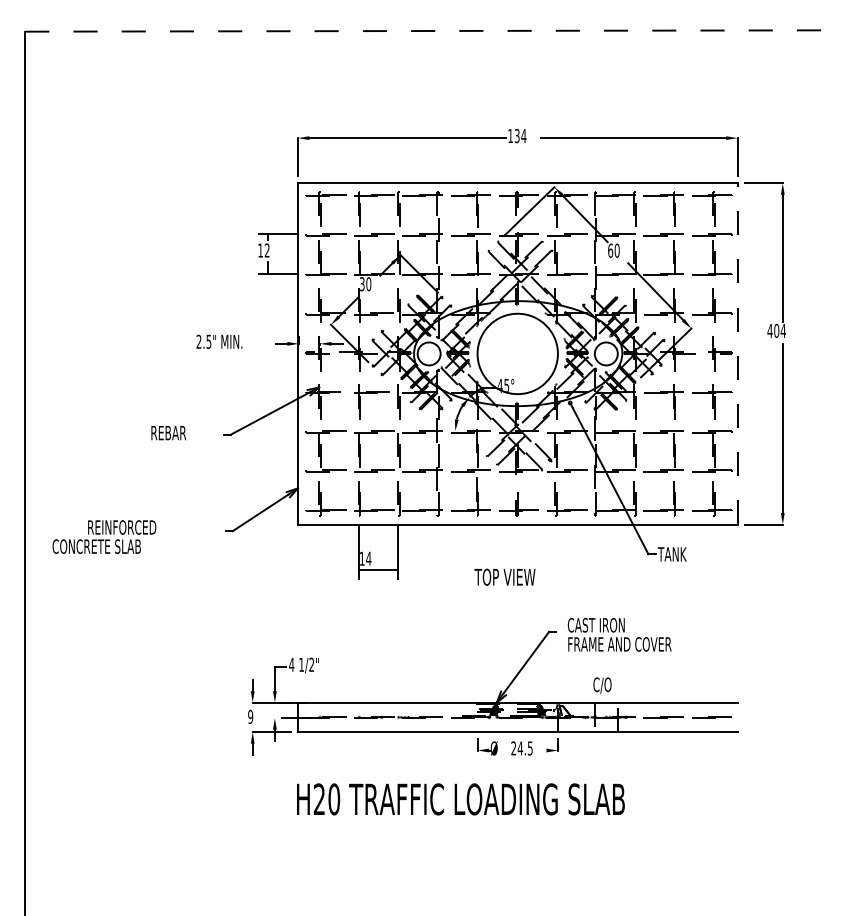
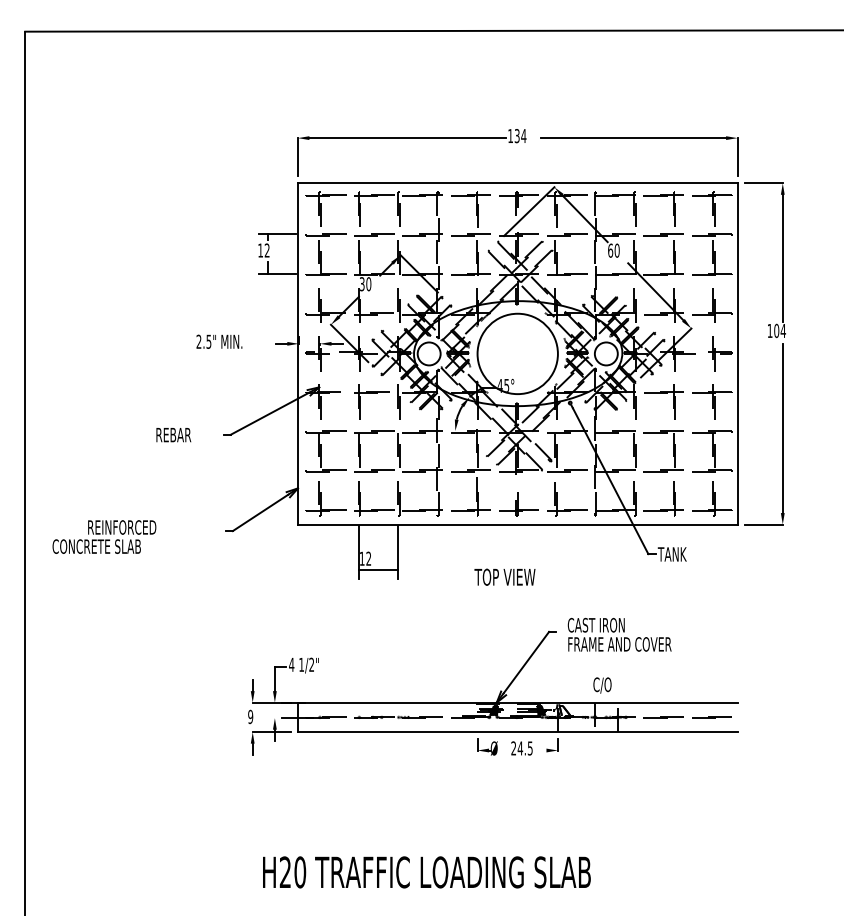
line: dashed -> solid (434, 31)
text: 404 -> 104 (769, 330)
line: dashed -> solid (737, 353)
text position: (168, 433) -> (173, 435) (173, 435)
text: 14 -> 12 (368, 558)
text position: (460, 799) -> (426, 872) (426, 872)
